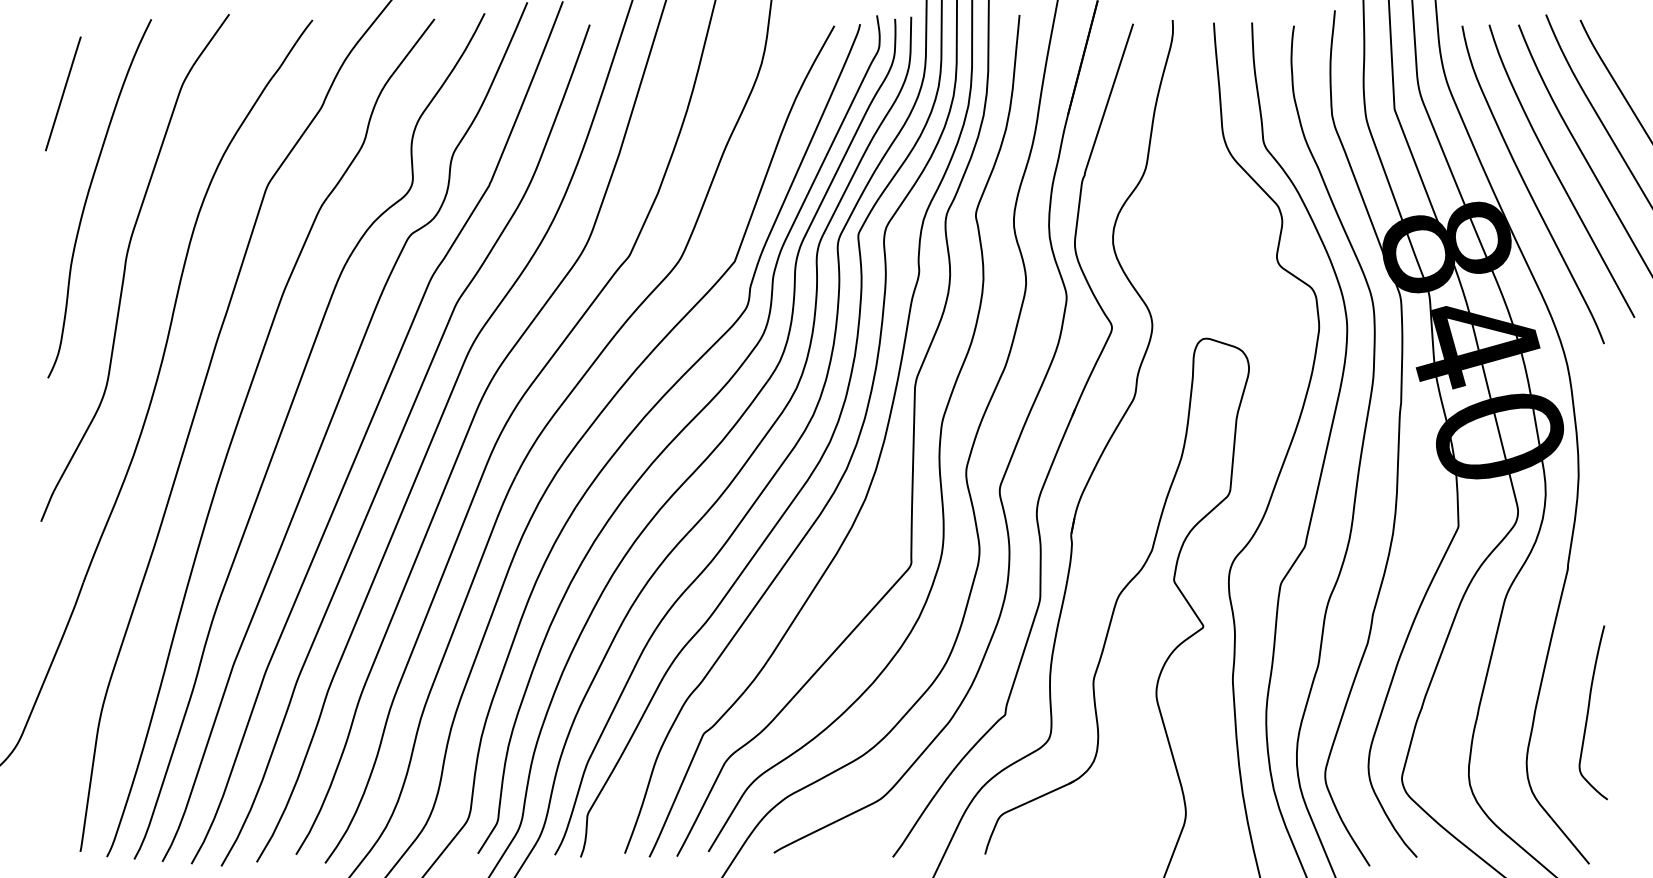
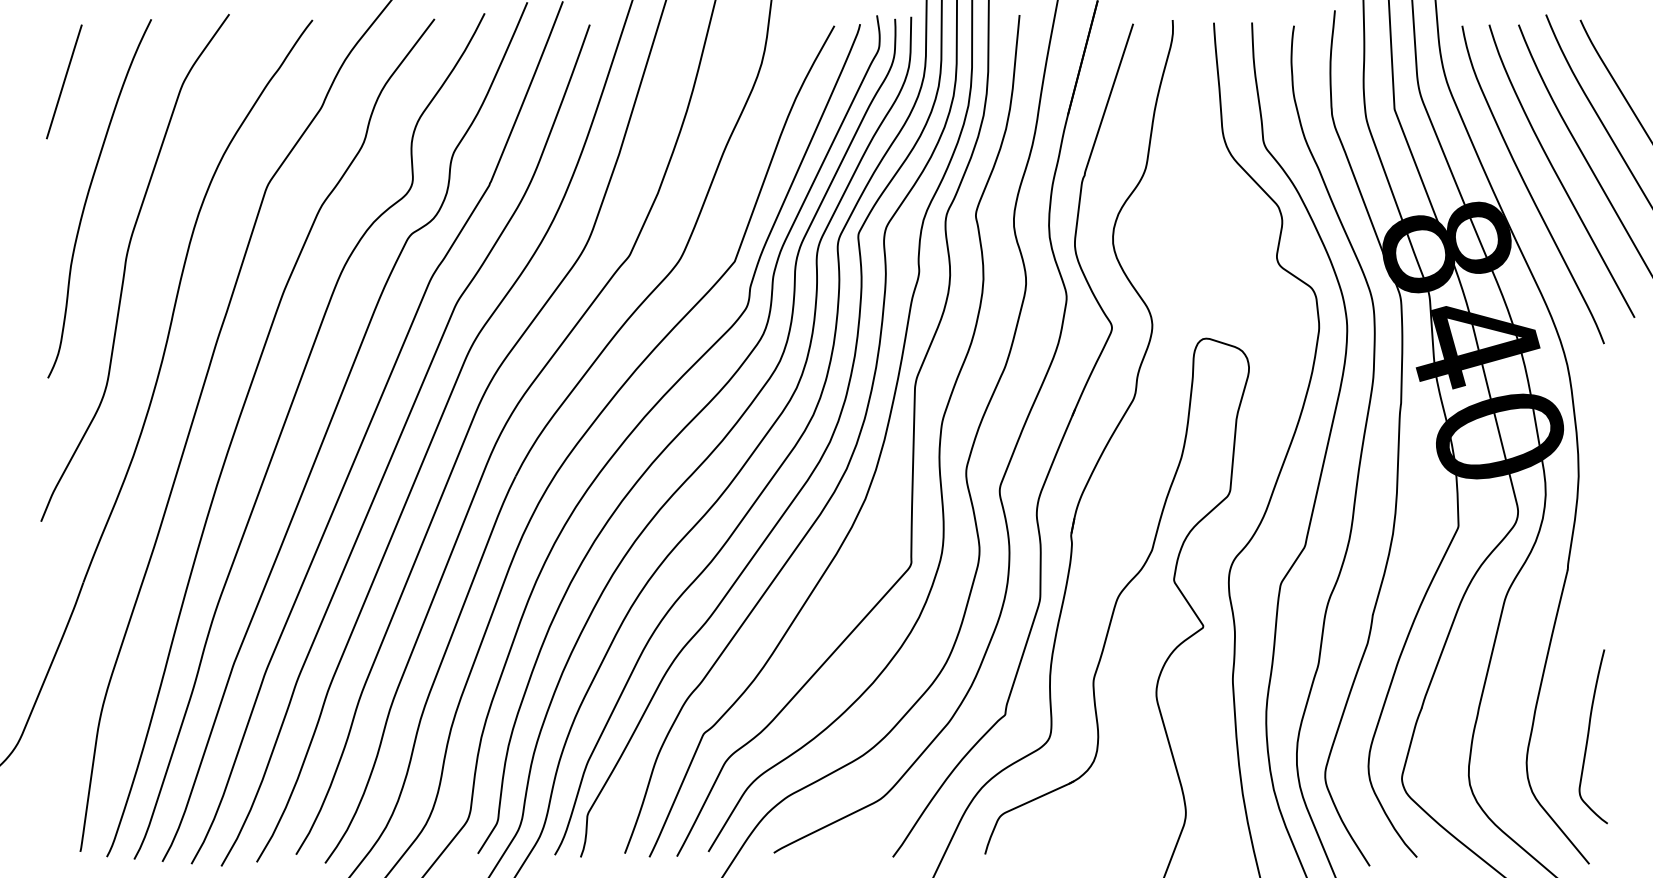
line position: (63, 93) -> (64, 81) (64, 81)
curve position: (1589, 710) -> (1589, 734) (1589, 734)
